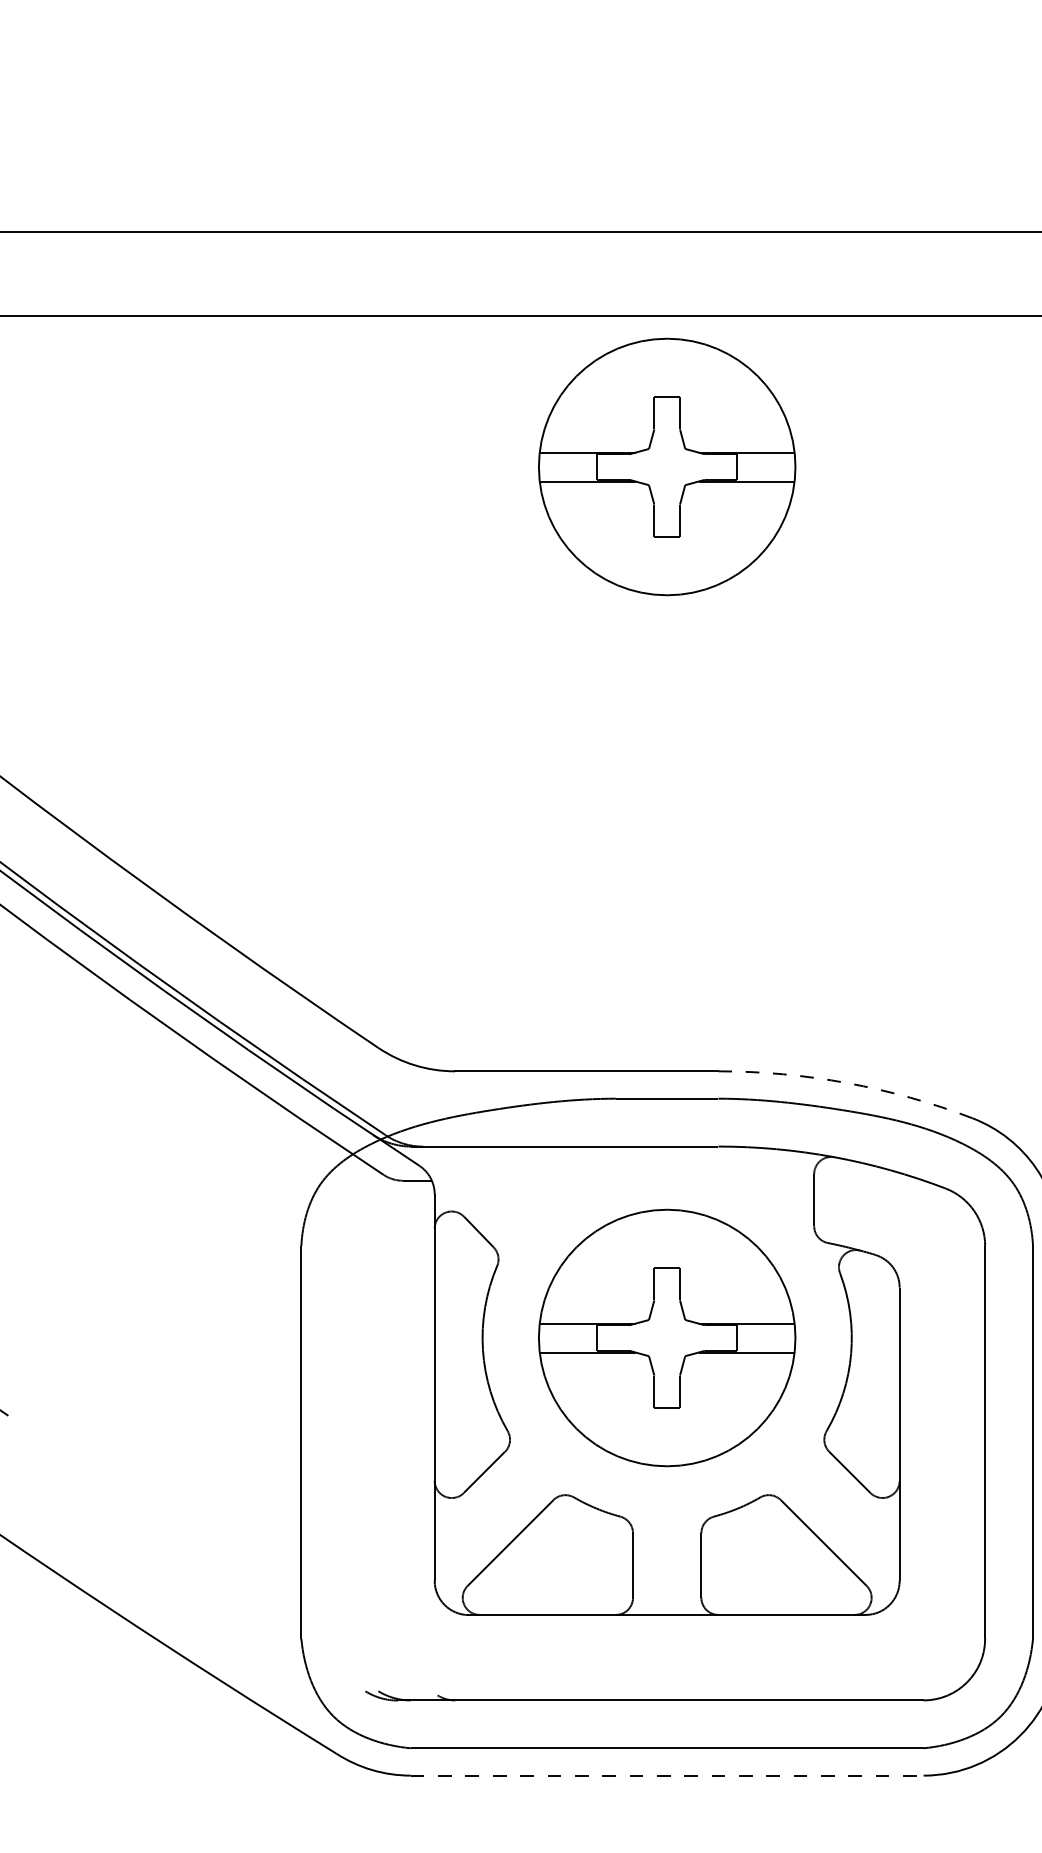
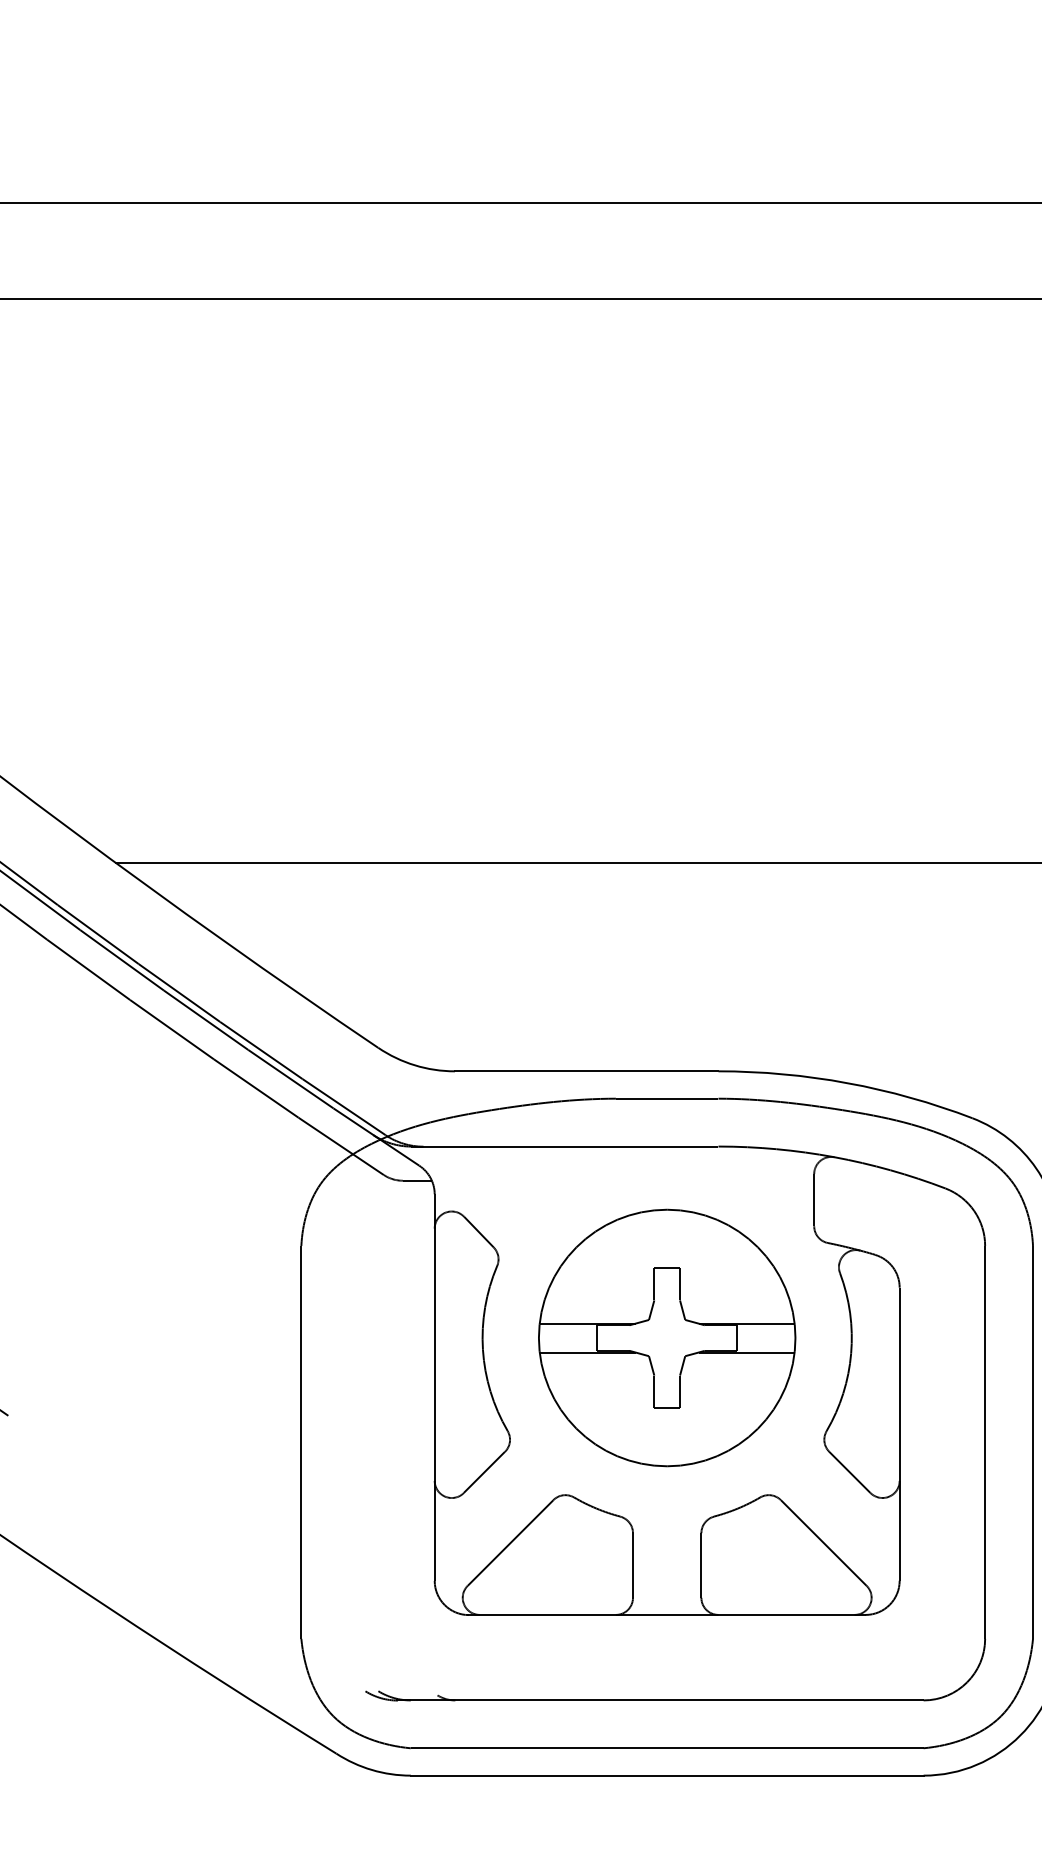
line position: (520, 231) -> (520, 202) (520, 202)
line position: (520, 315) -> (520, 298) (520, 298)
part: present -> none (667, 466)
line: none -> present (576, 862)
arc: dashed -> solid (847, 1083)
line: dashed -> solid (667, 1775)
